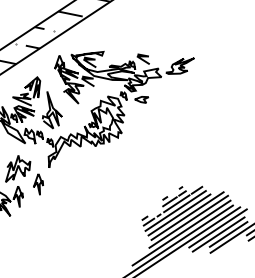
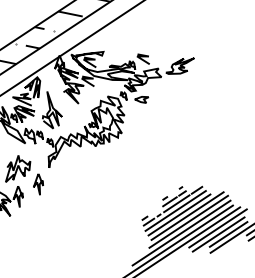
line: none -> present (71, 48)
